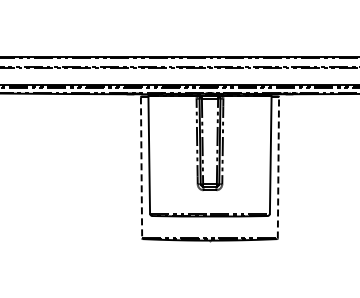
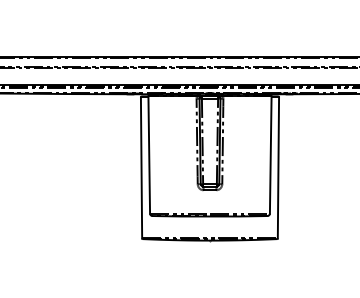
line: dashed -> solid (141, 167)
line: dashed -> solid (278, 167)
